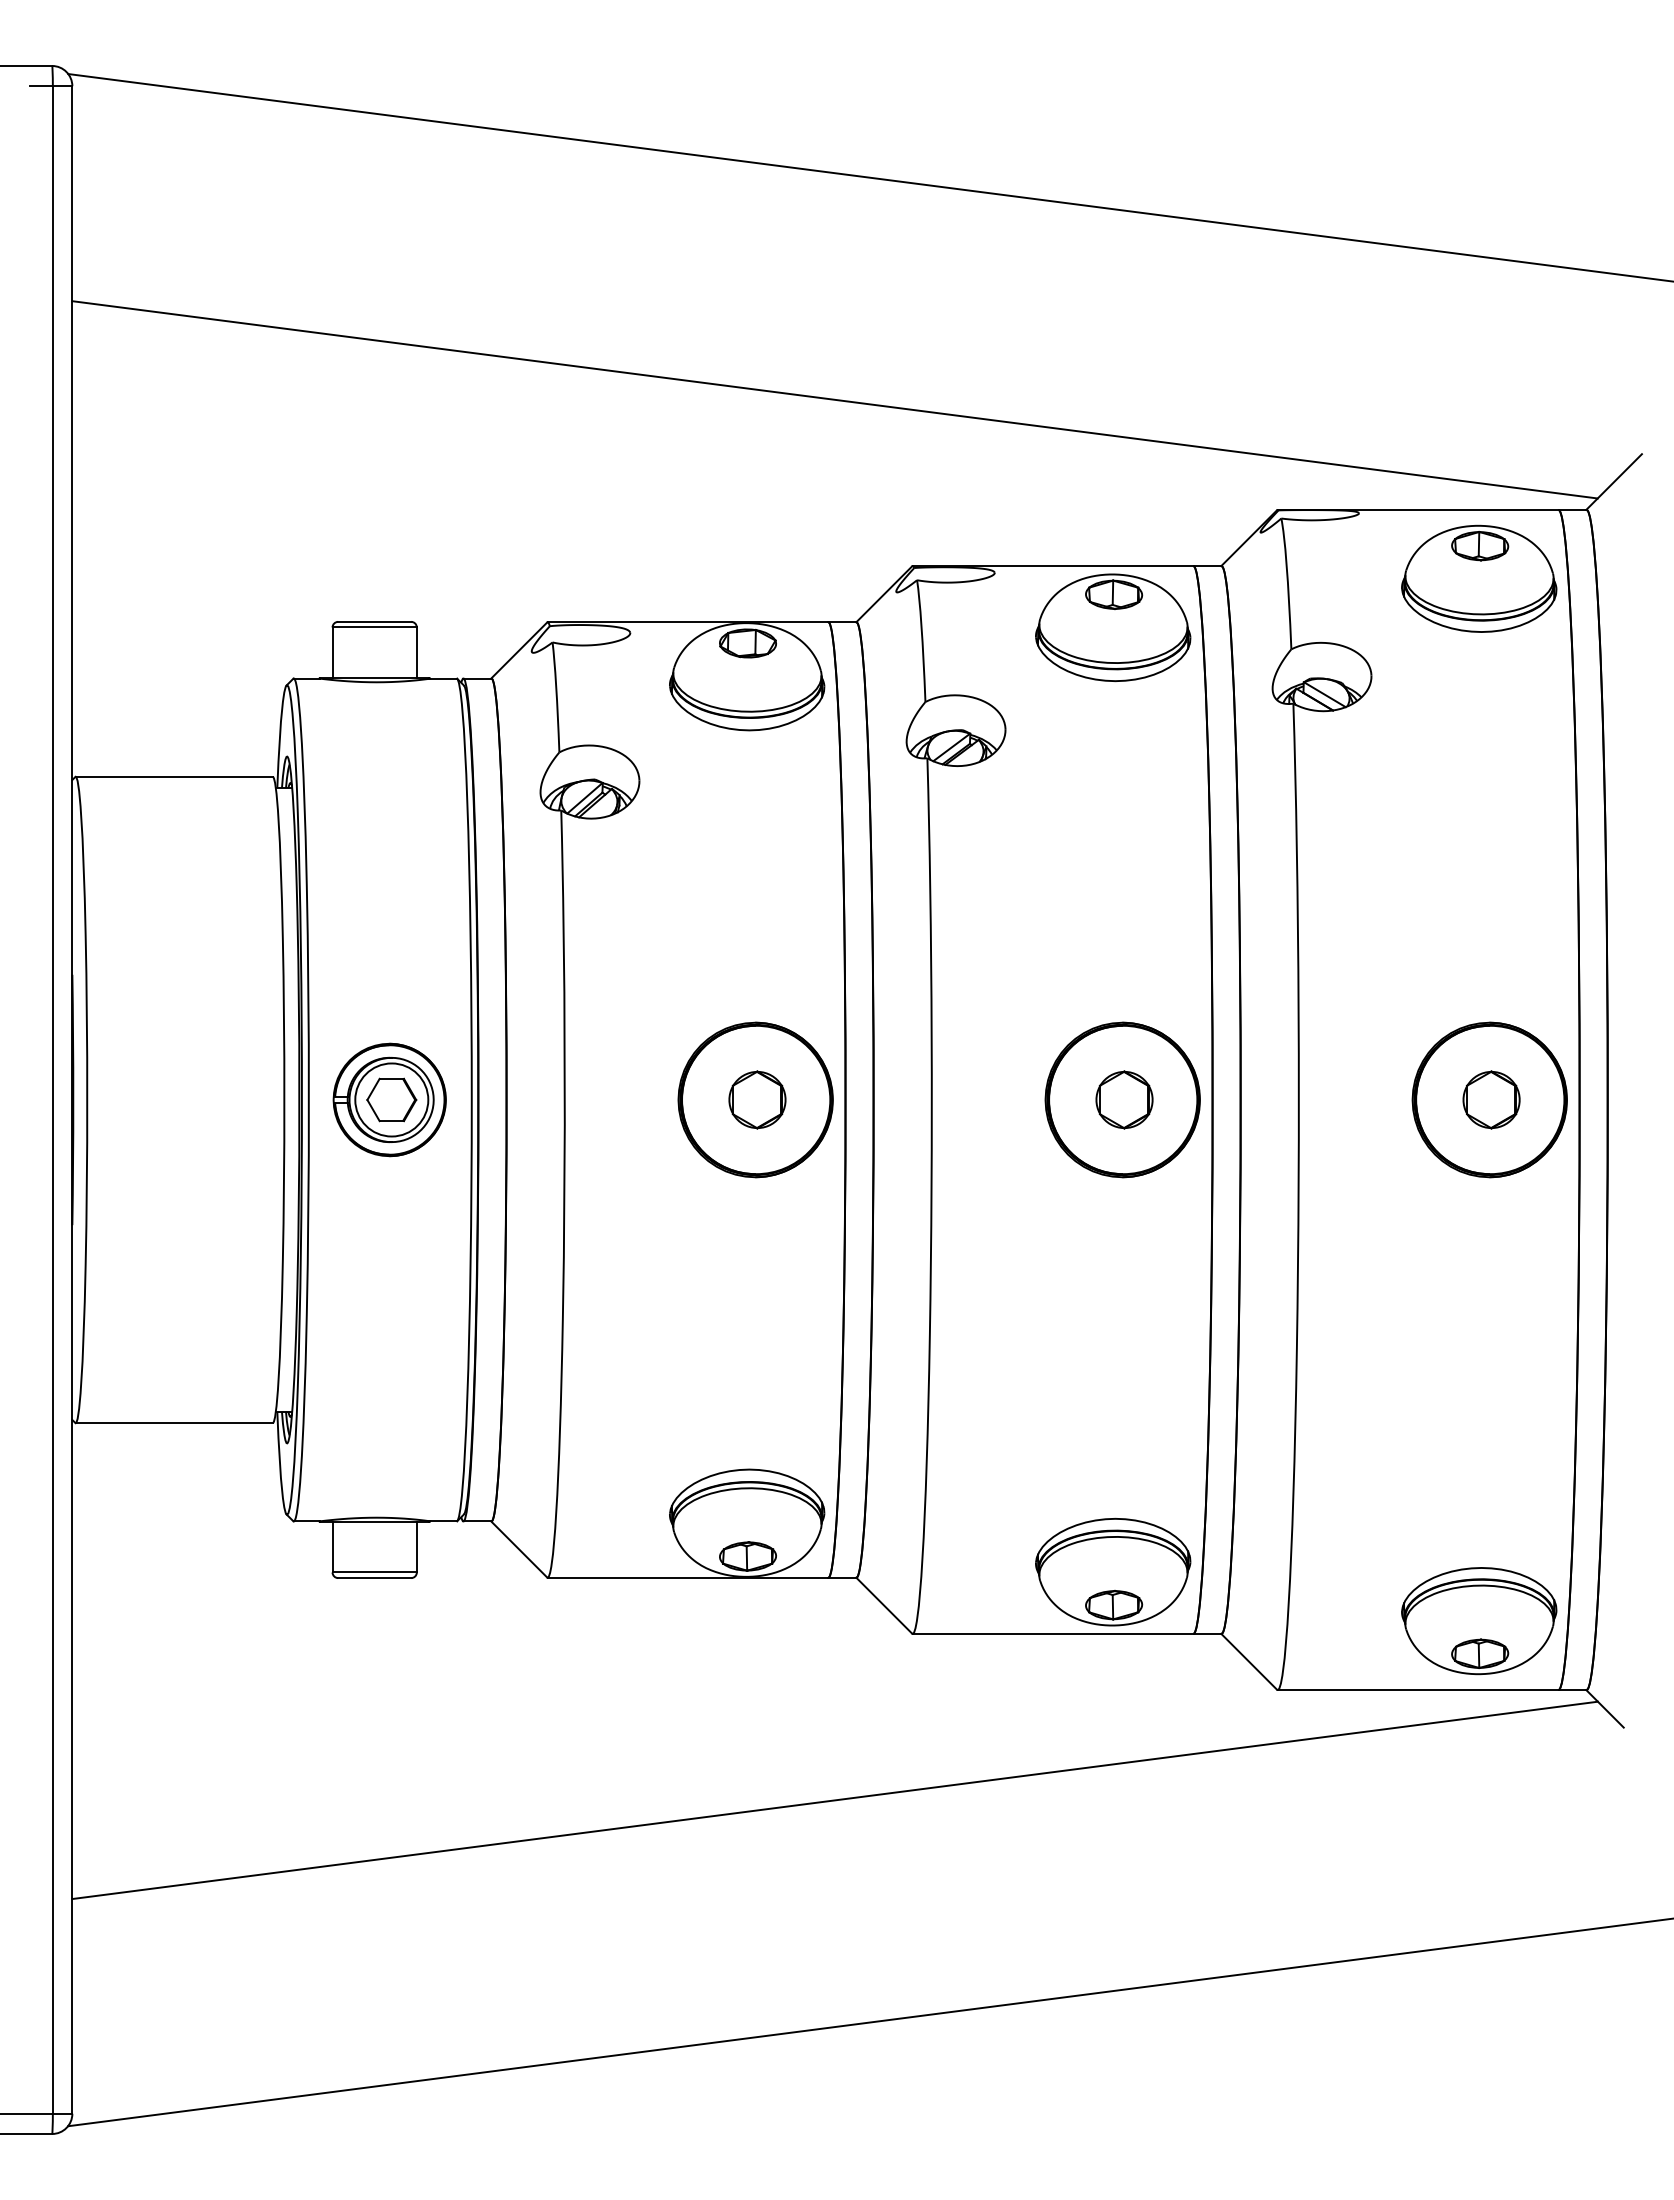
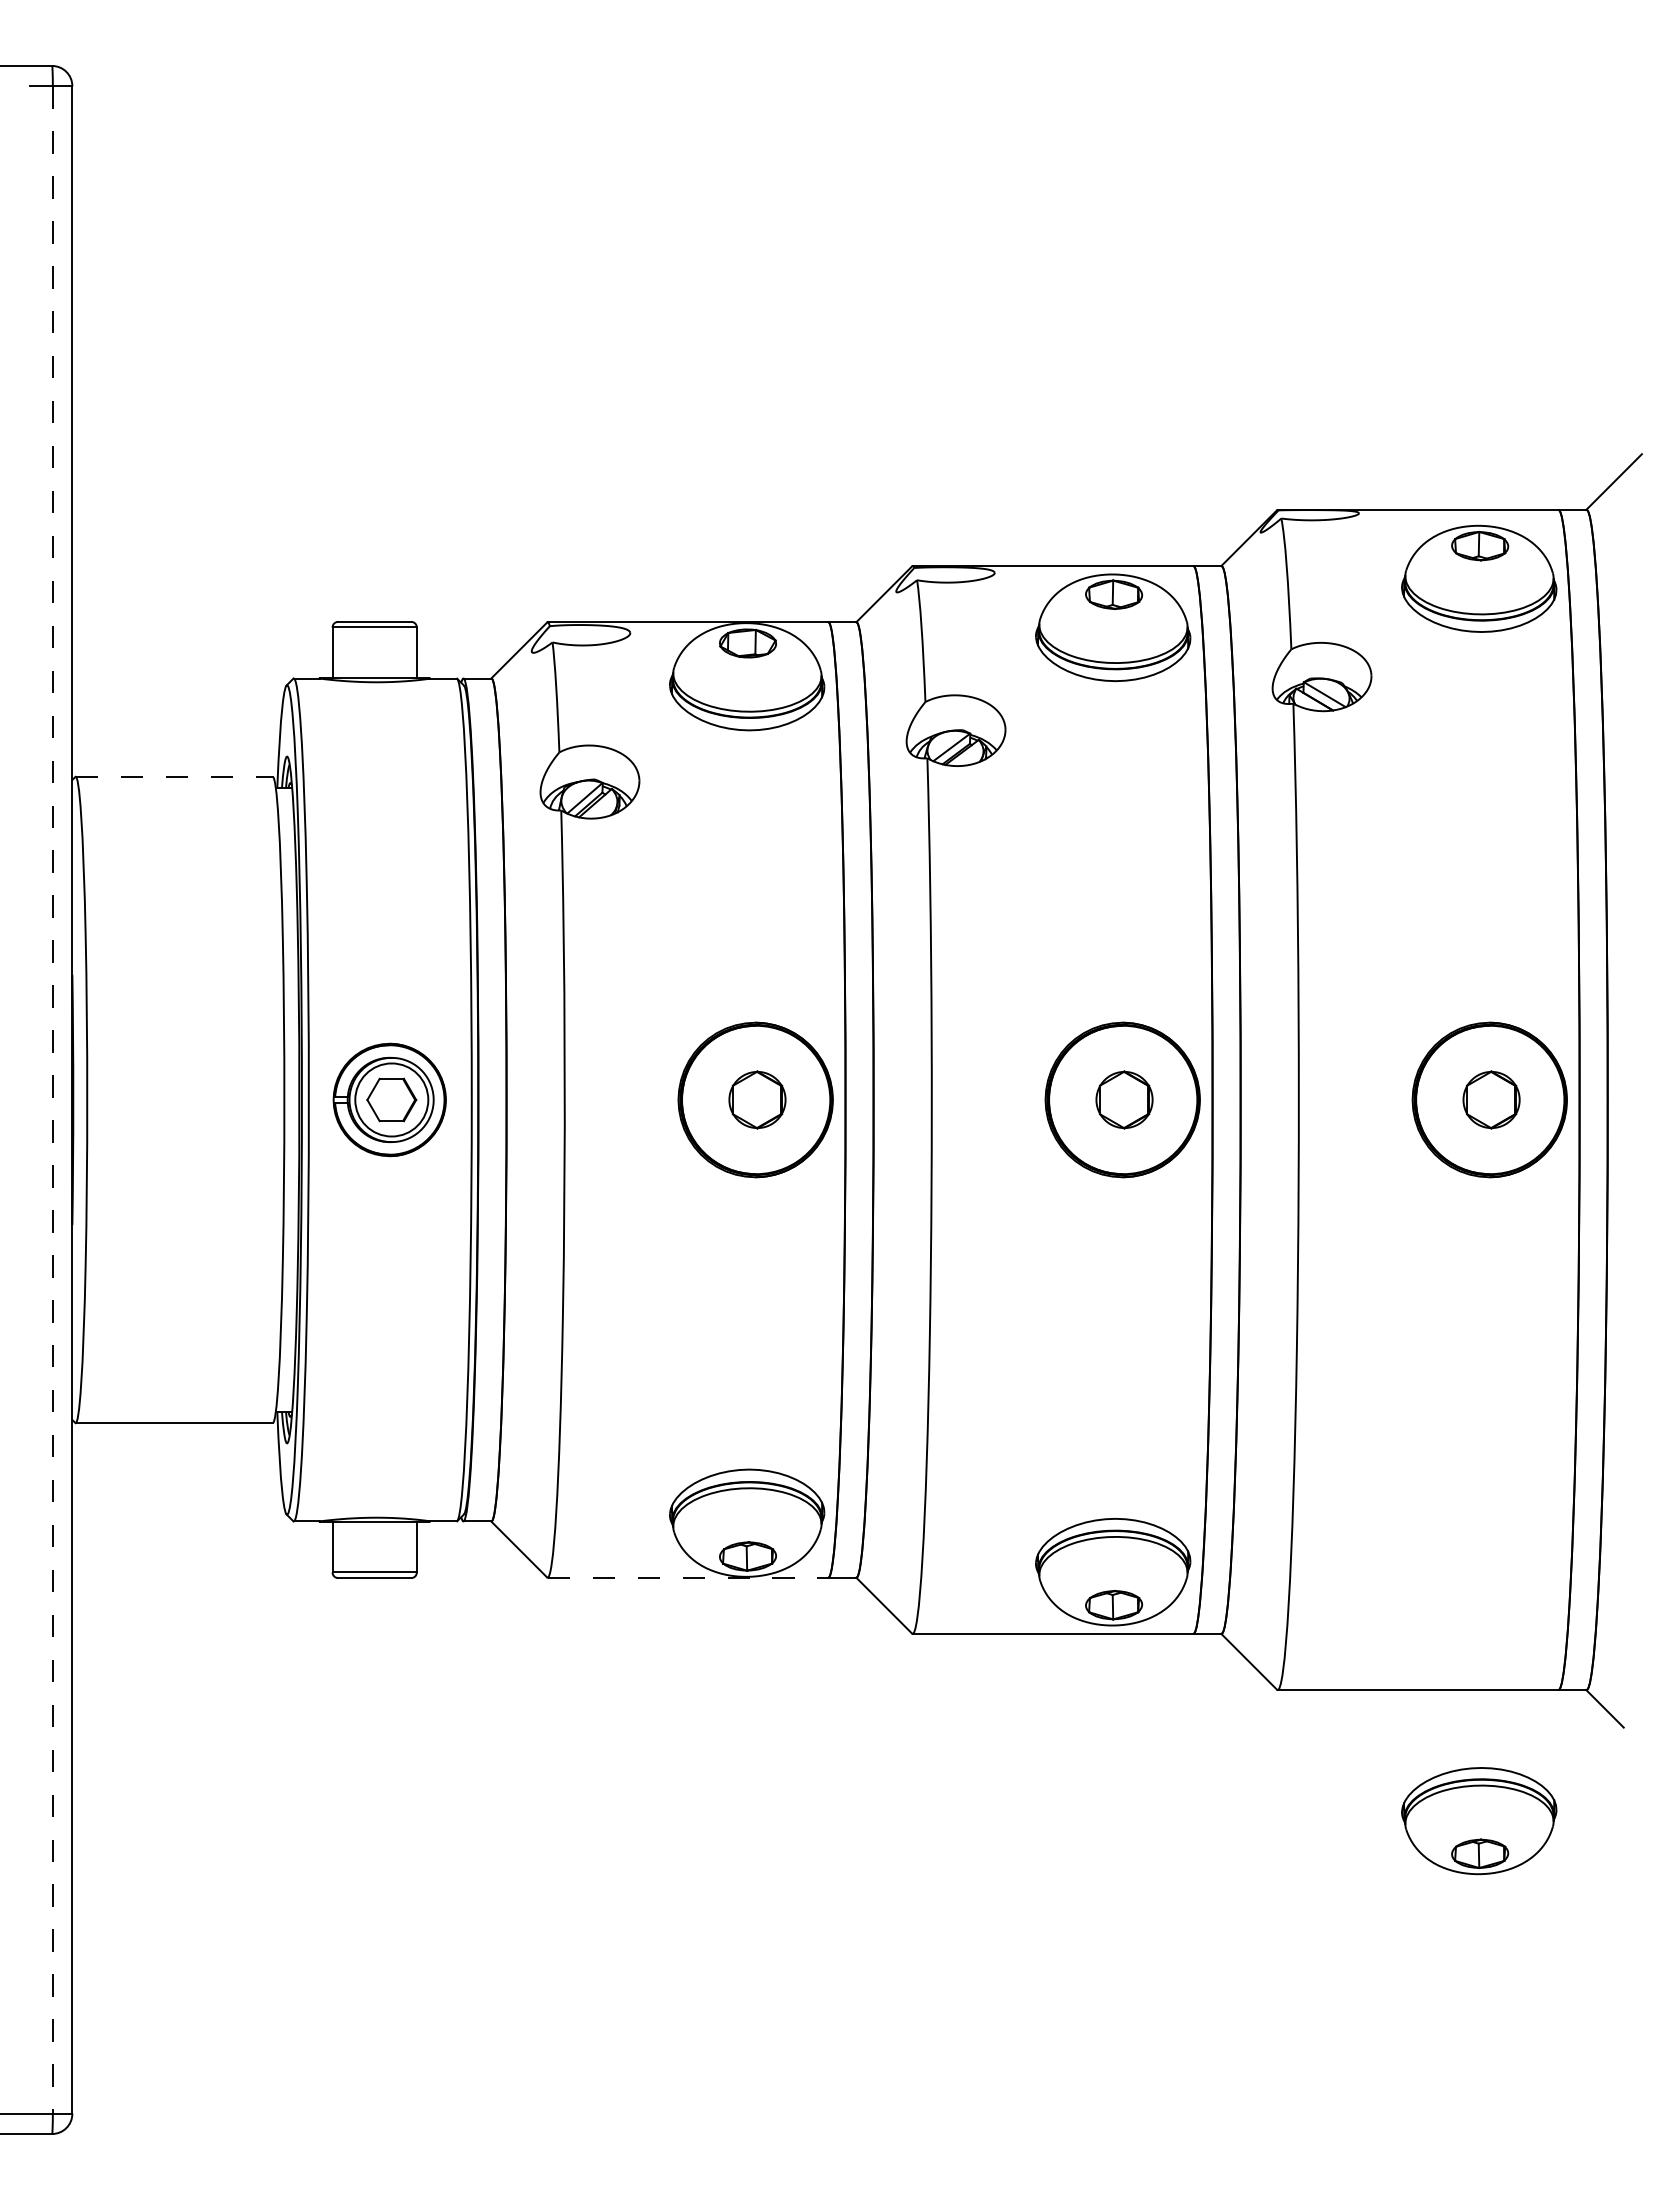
line: present -> none (869, 177)
line: present -> none (834, 399)
line: solid -> dashed (174, 776)
line: solid -> dashed (52, 1099)
line: solid -> dashed (688, 1577)
part position: (1479, 1621) -> (1479, 1821) (1479, 1821)
line: present -> none (834, 1800)
line: present -> none (869, 2022)
